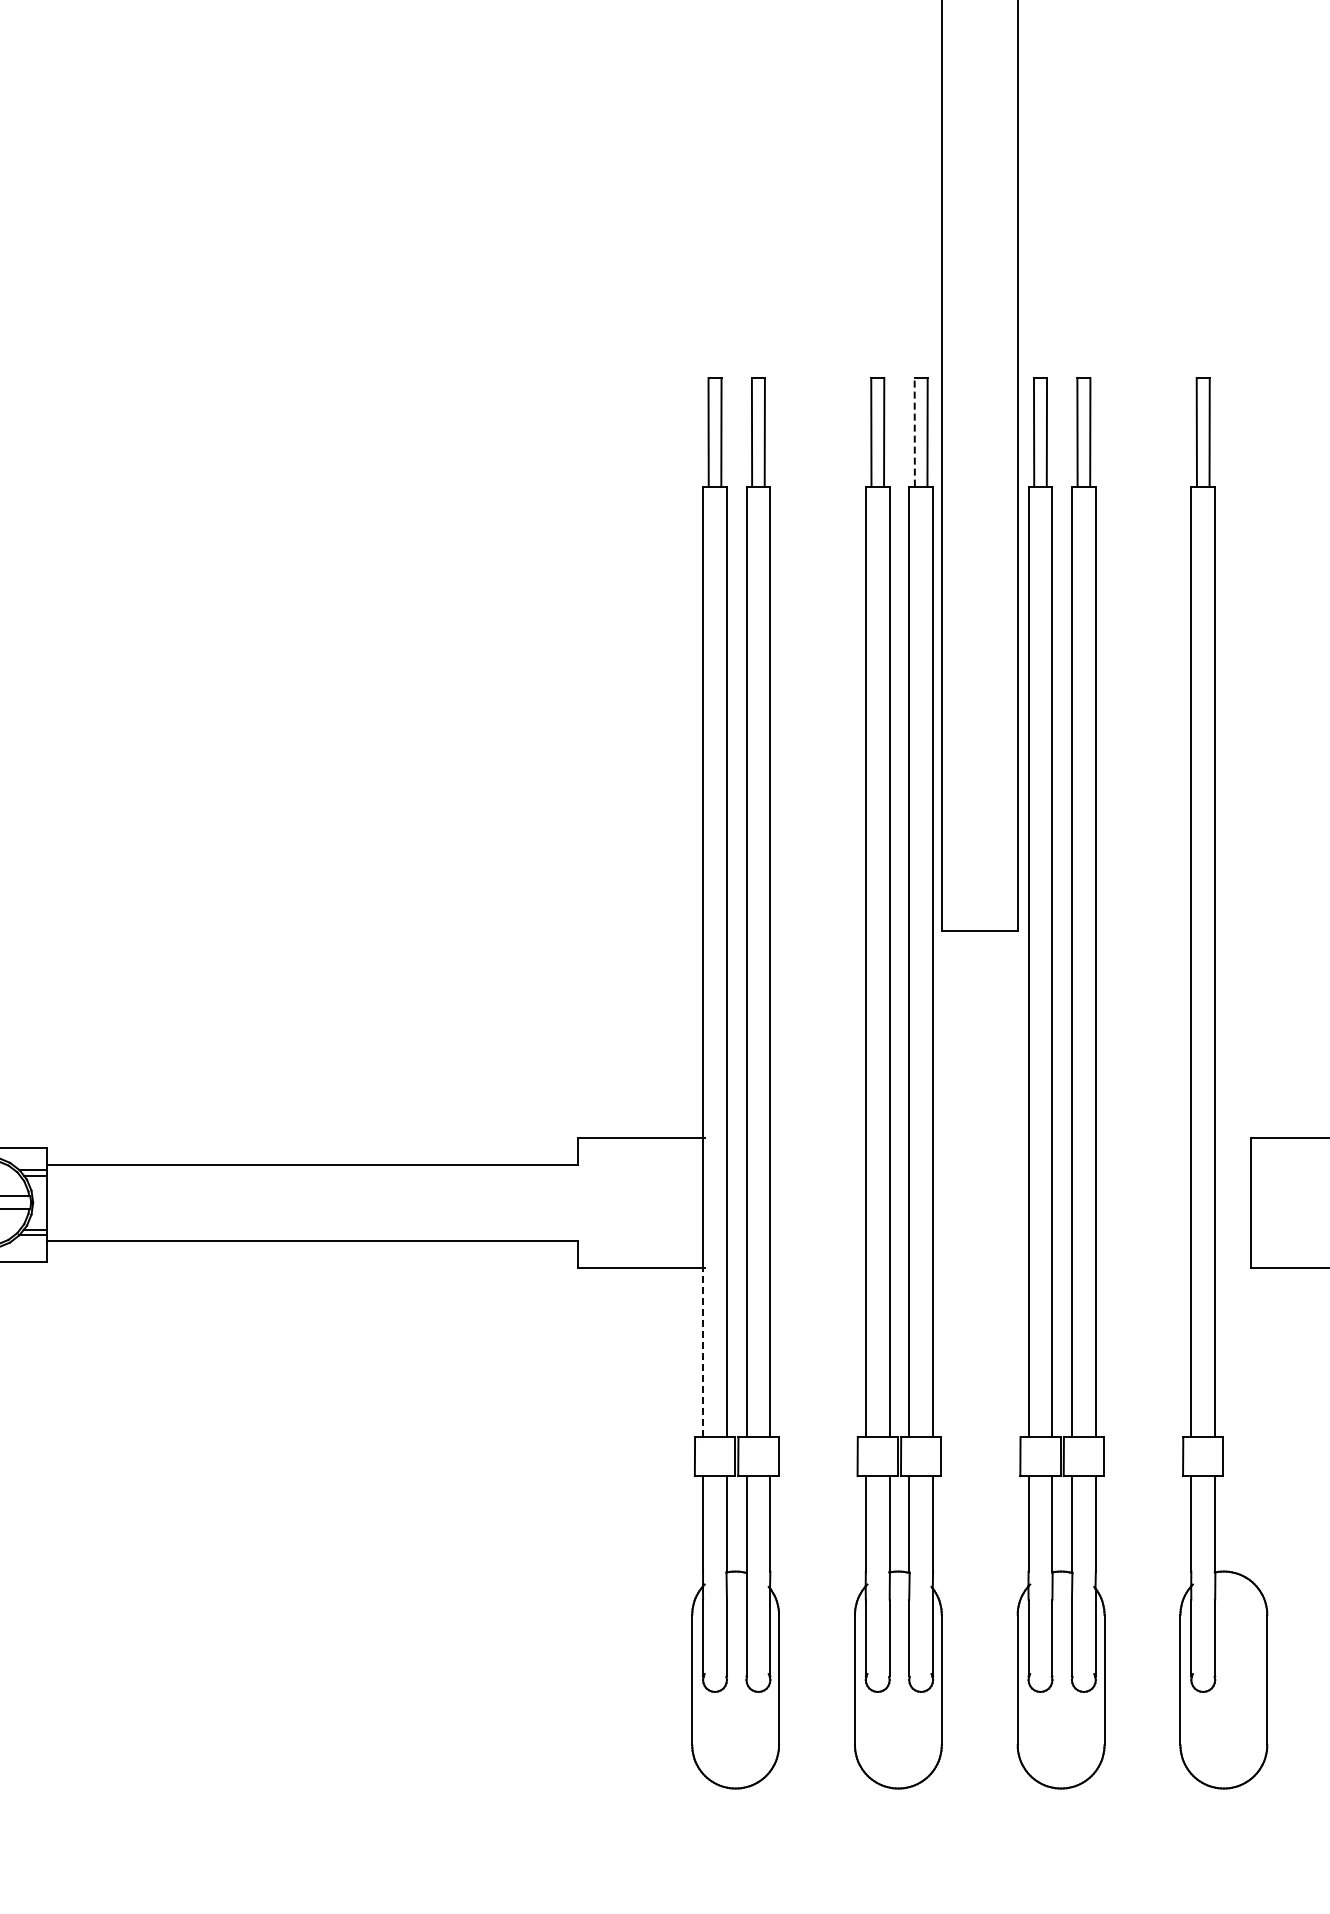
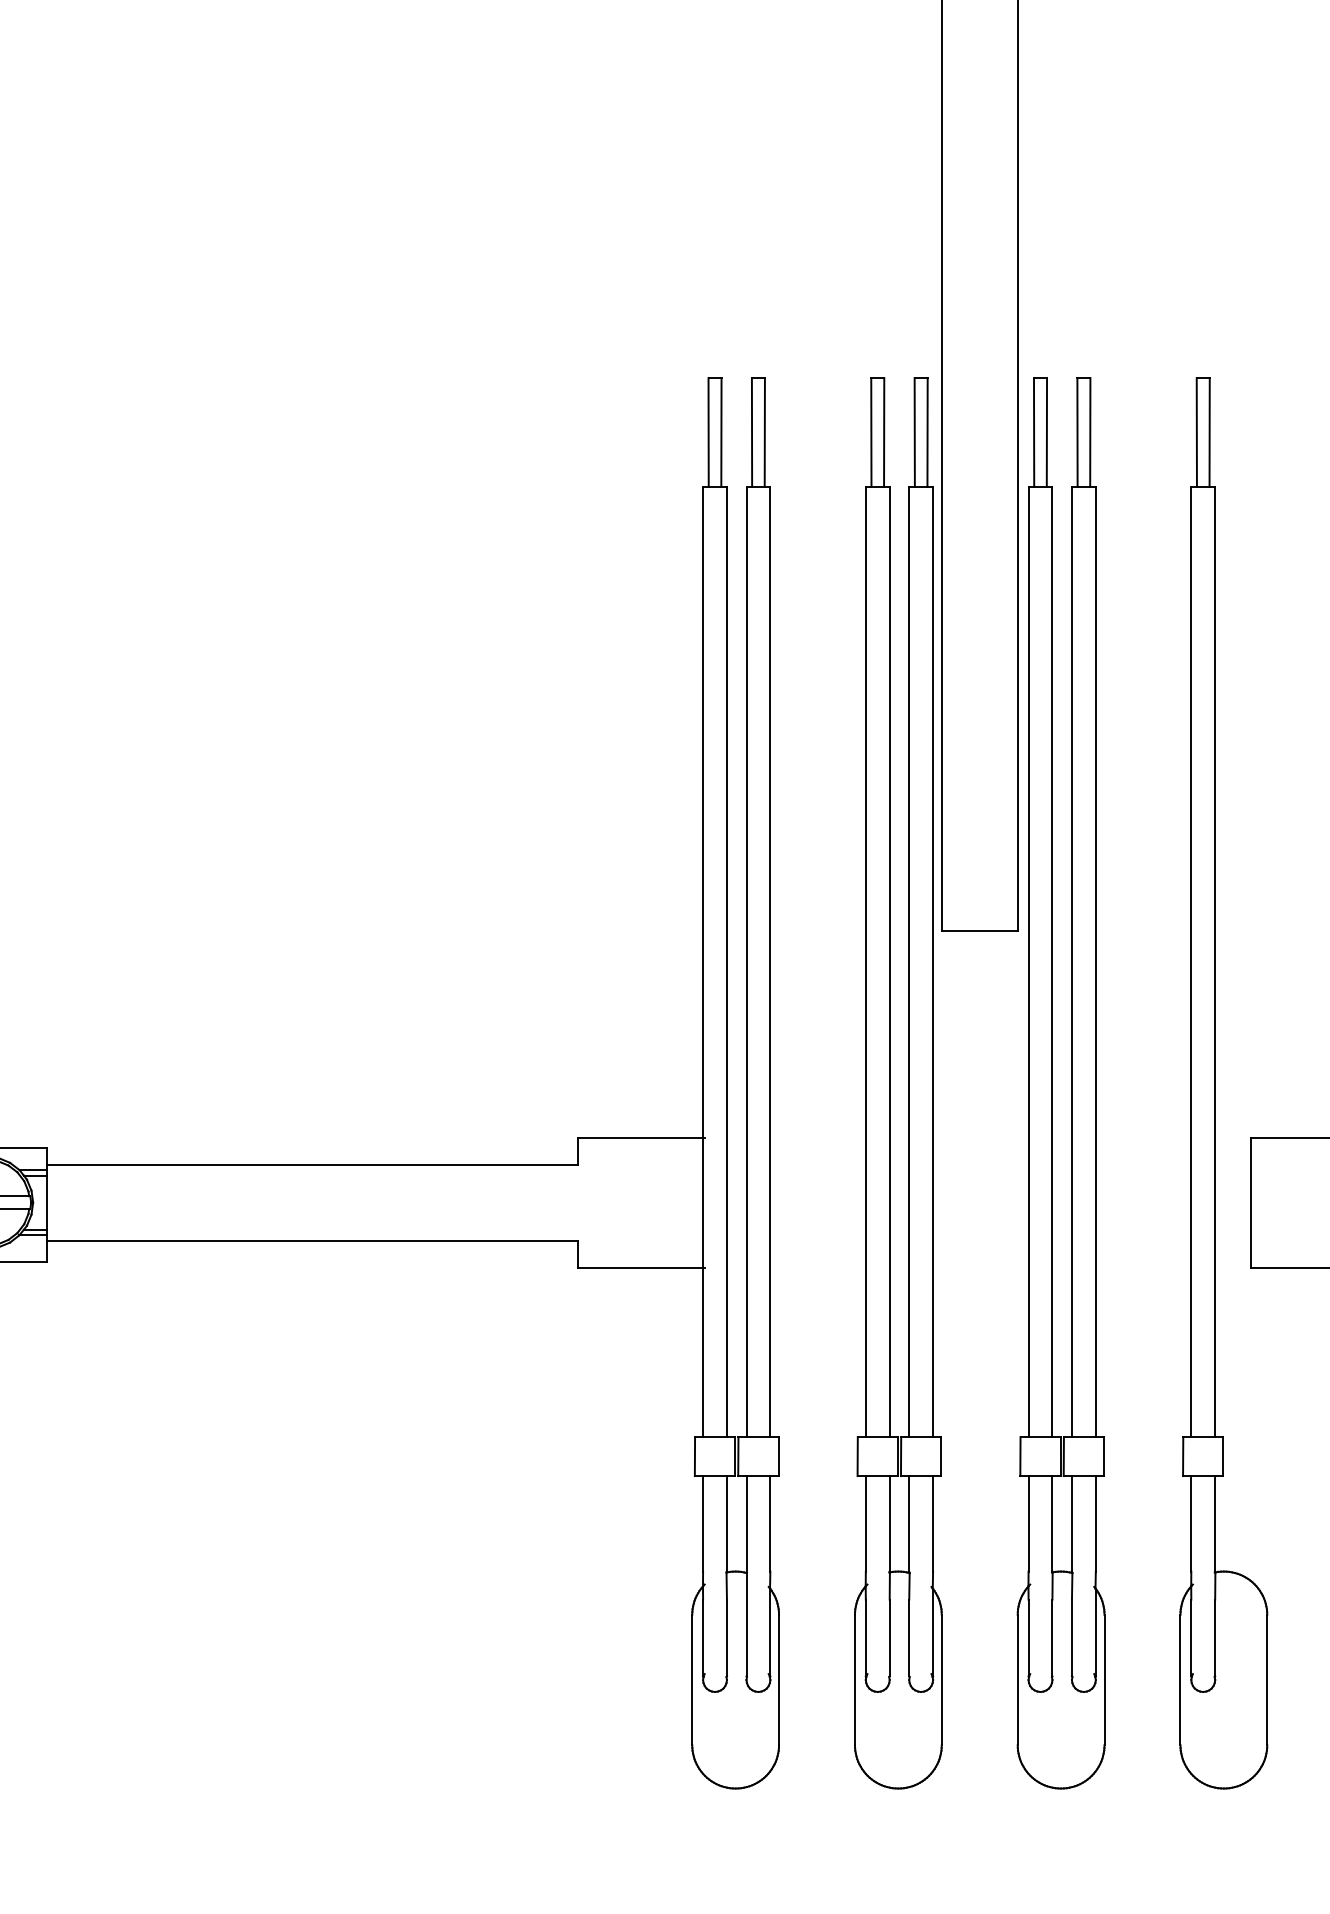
line: dashed -> solid (914, 431)
line: dashed -> solid (703, 1352)
